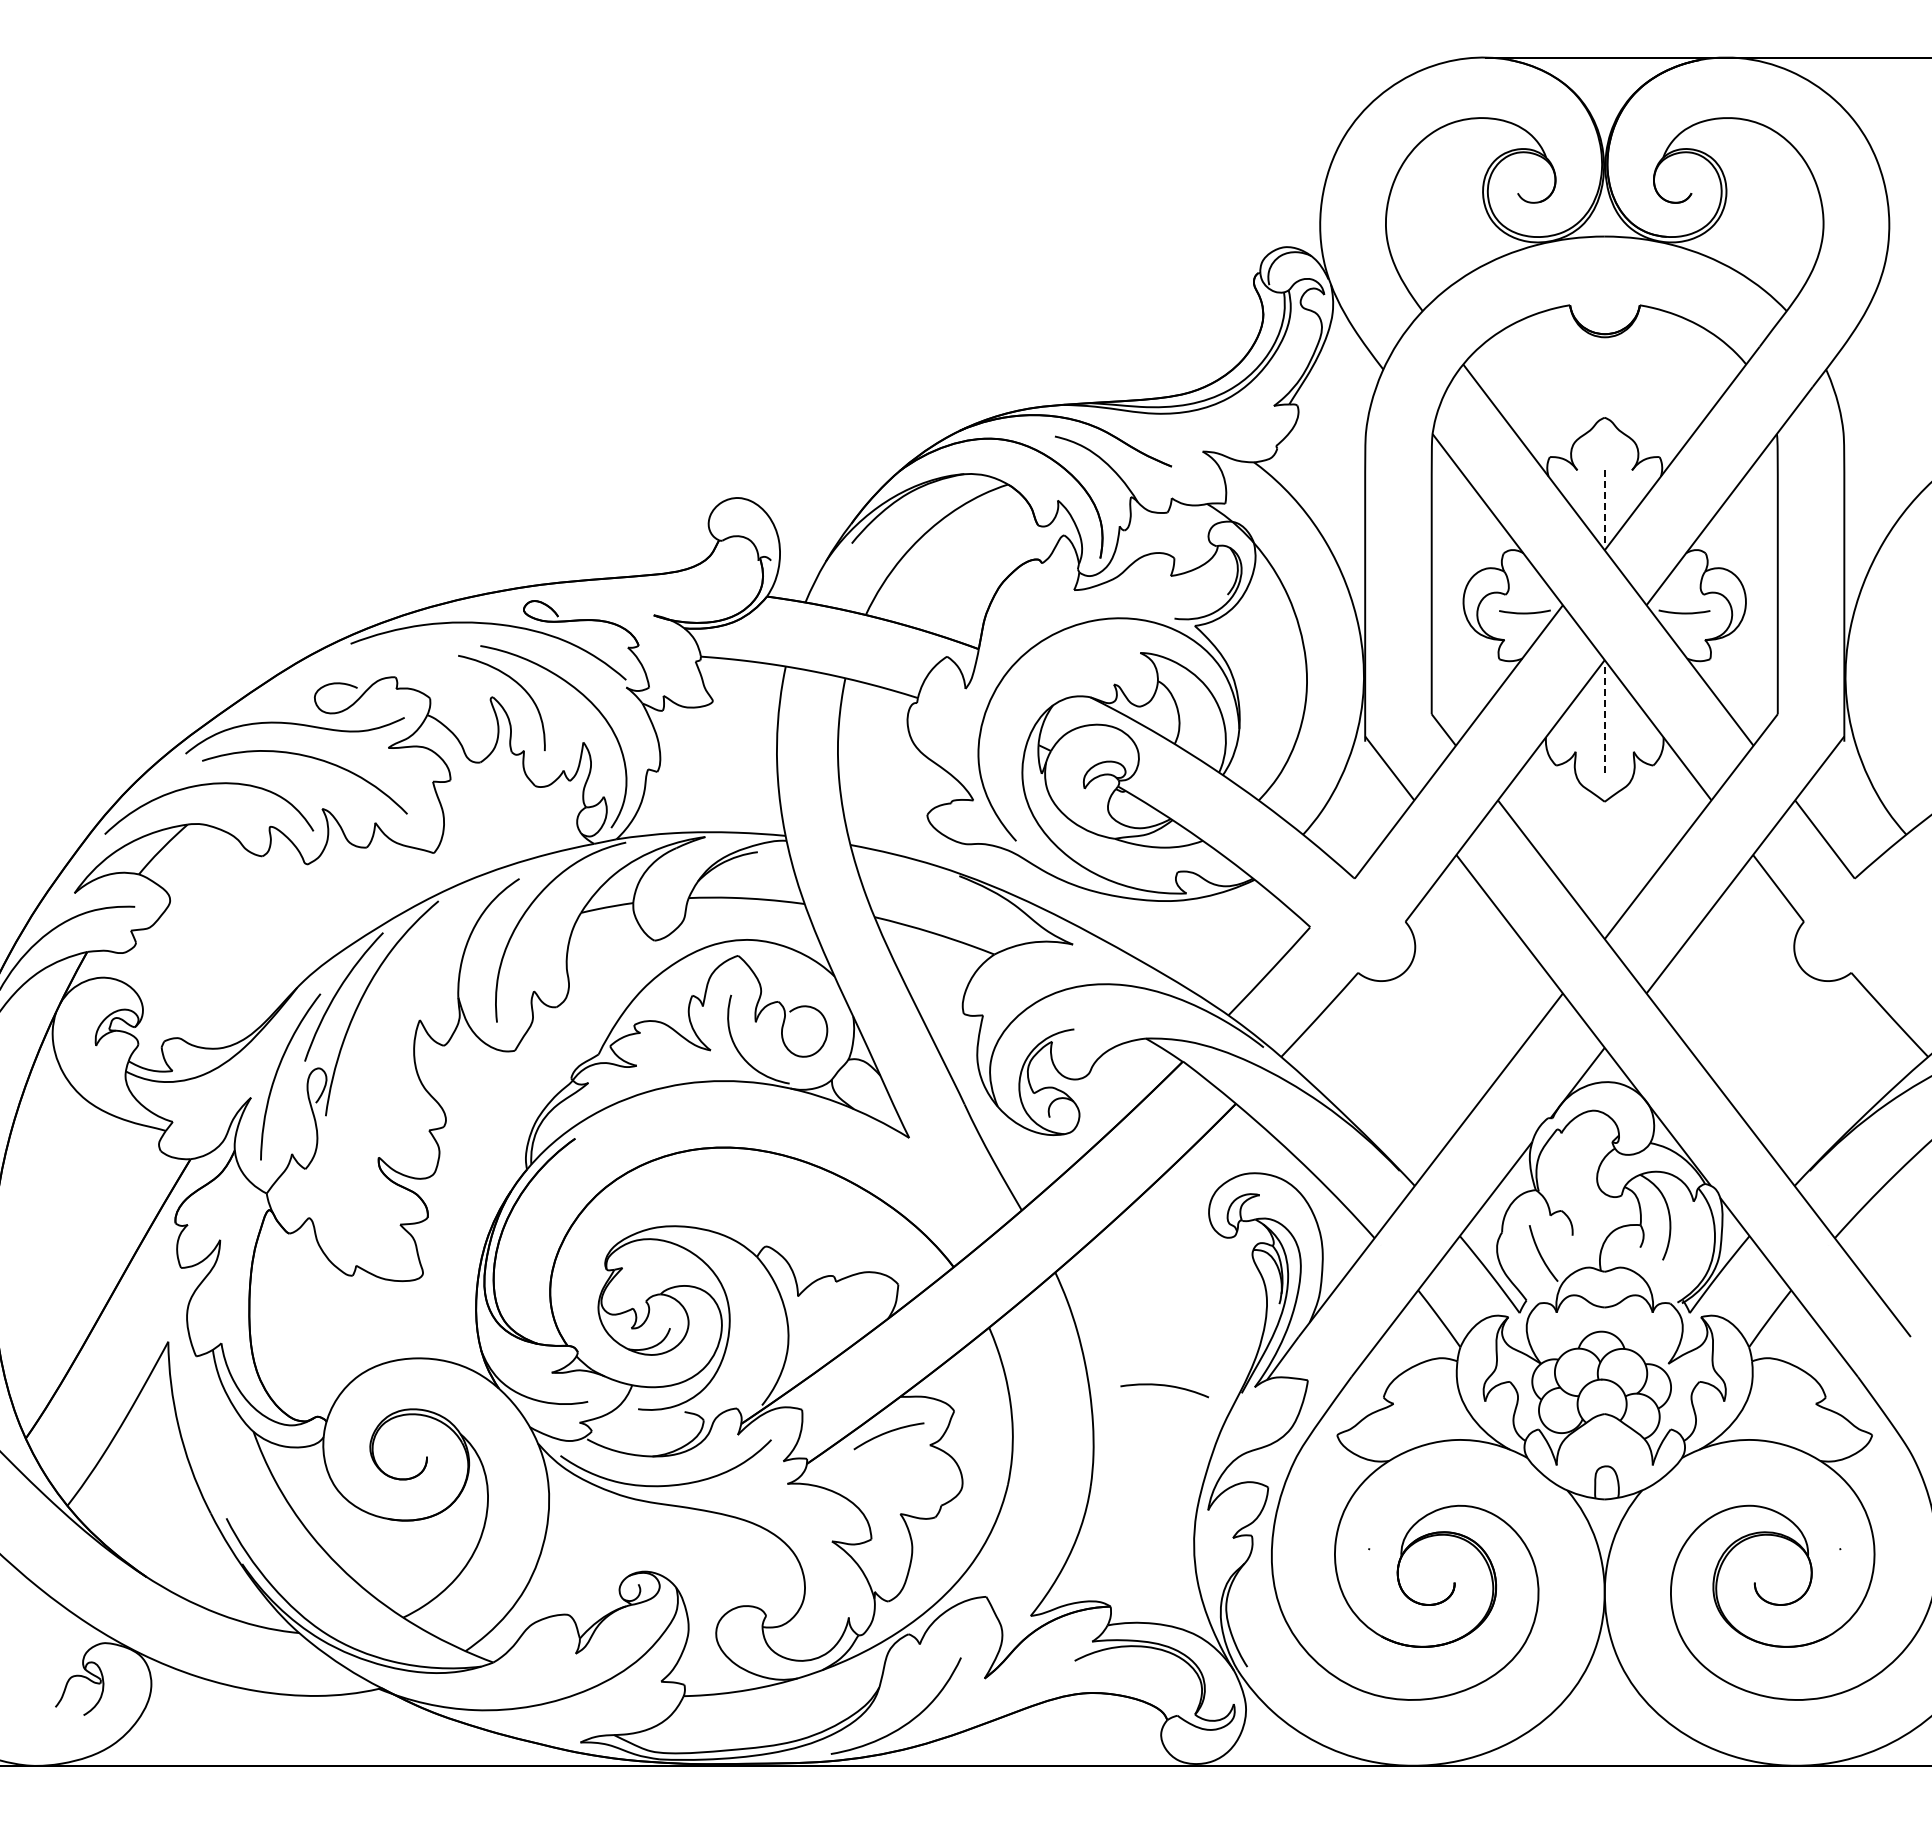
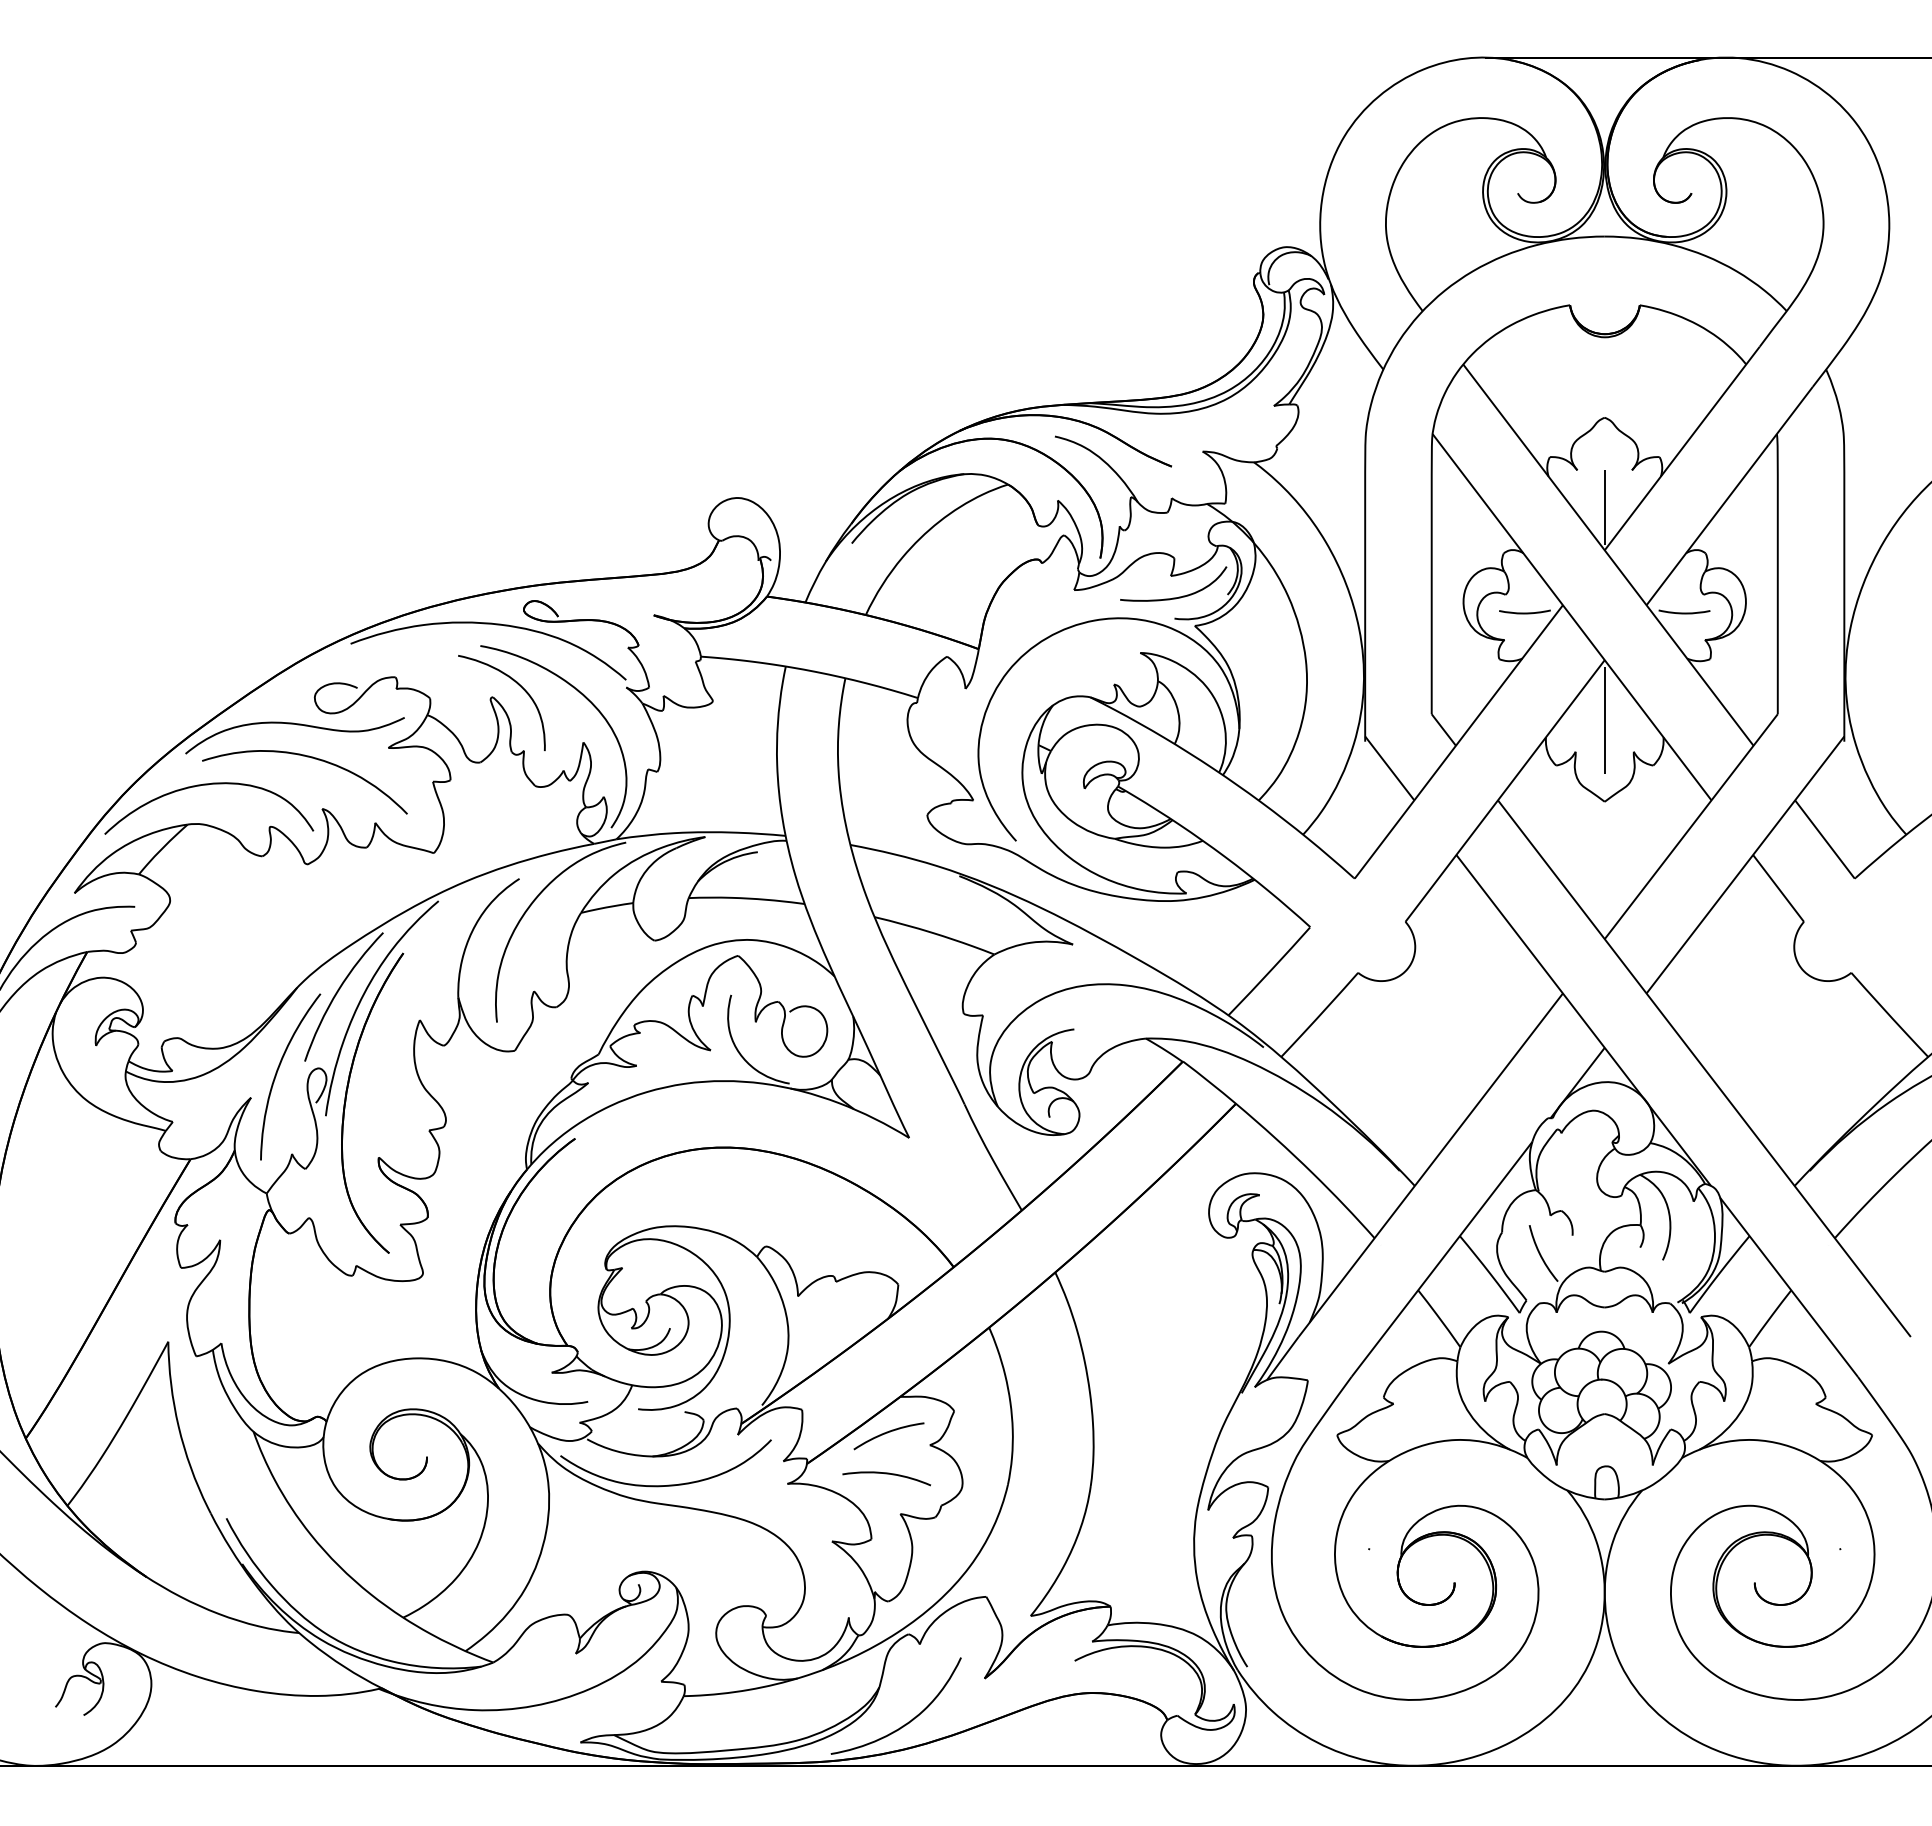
line: dashed -> solid (1604, 507)
curve: none -> present (1178, 596)
line: dashed -> solid (1604, 720)
part: none -> present (346, 1101)
curve position: (1164, 1386) -> (886, 1474) (886, 1474)
